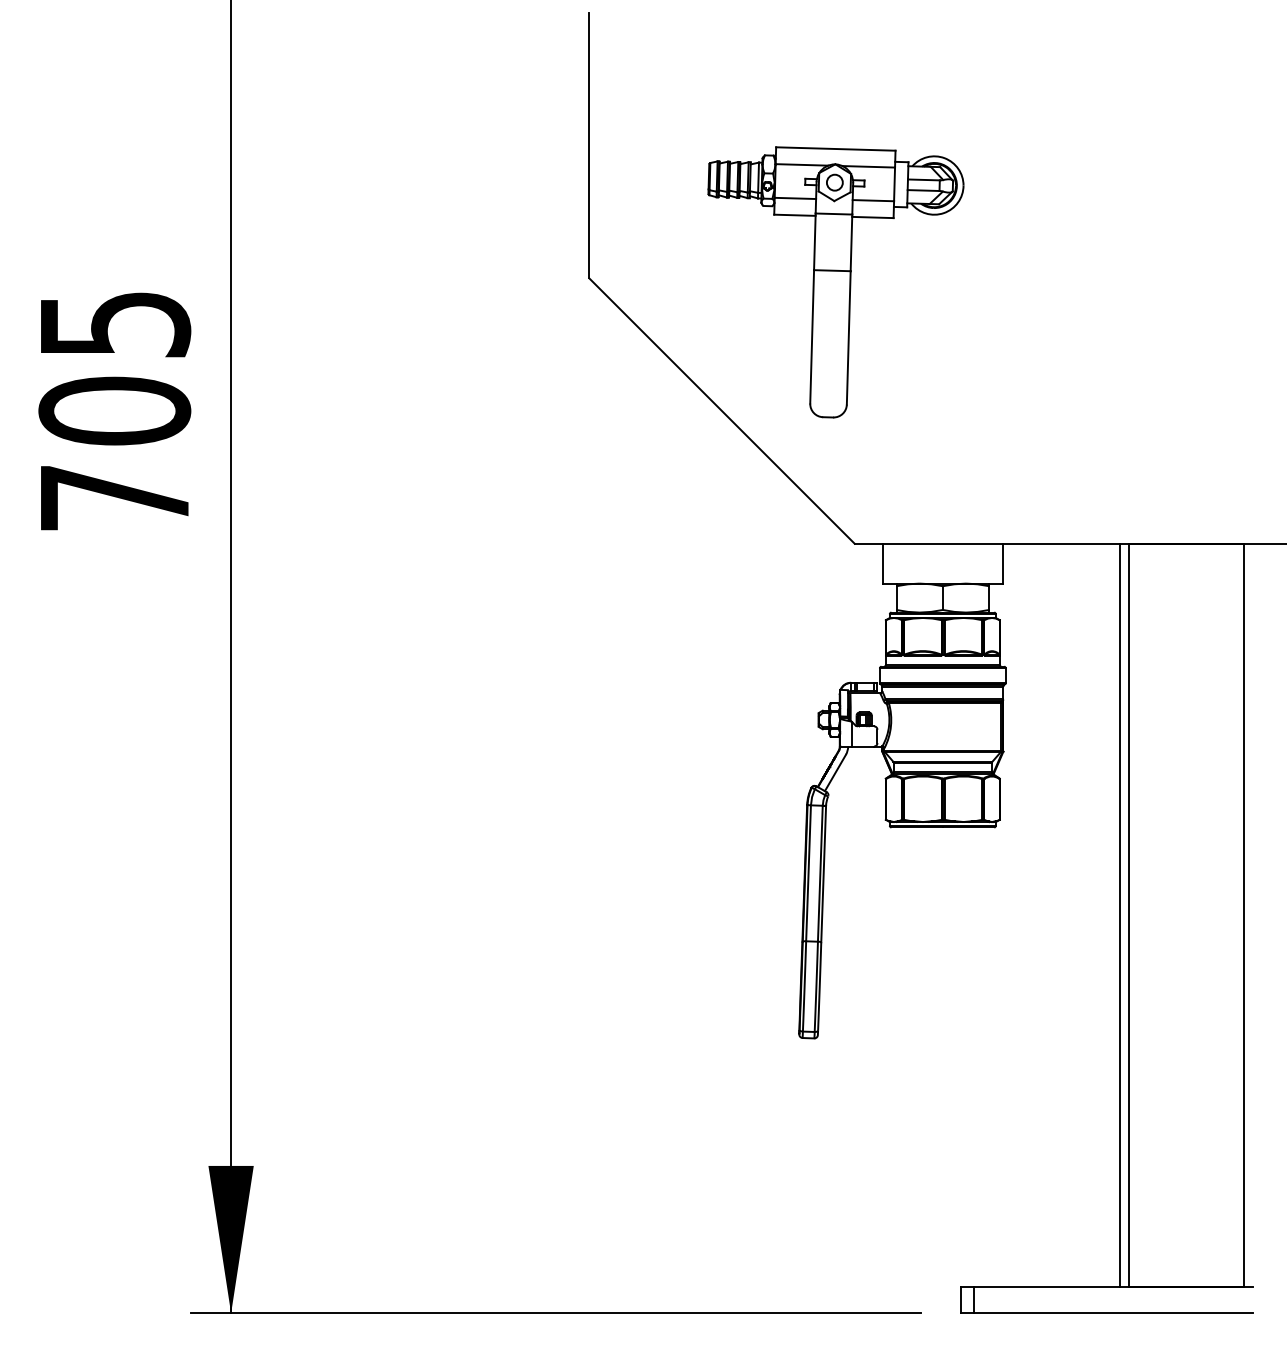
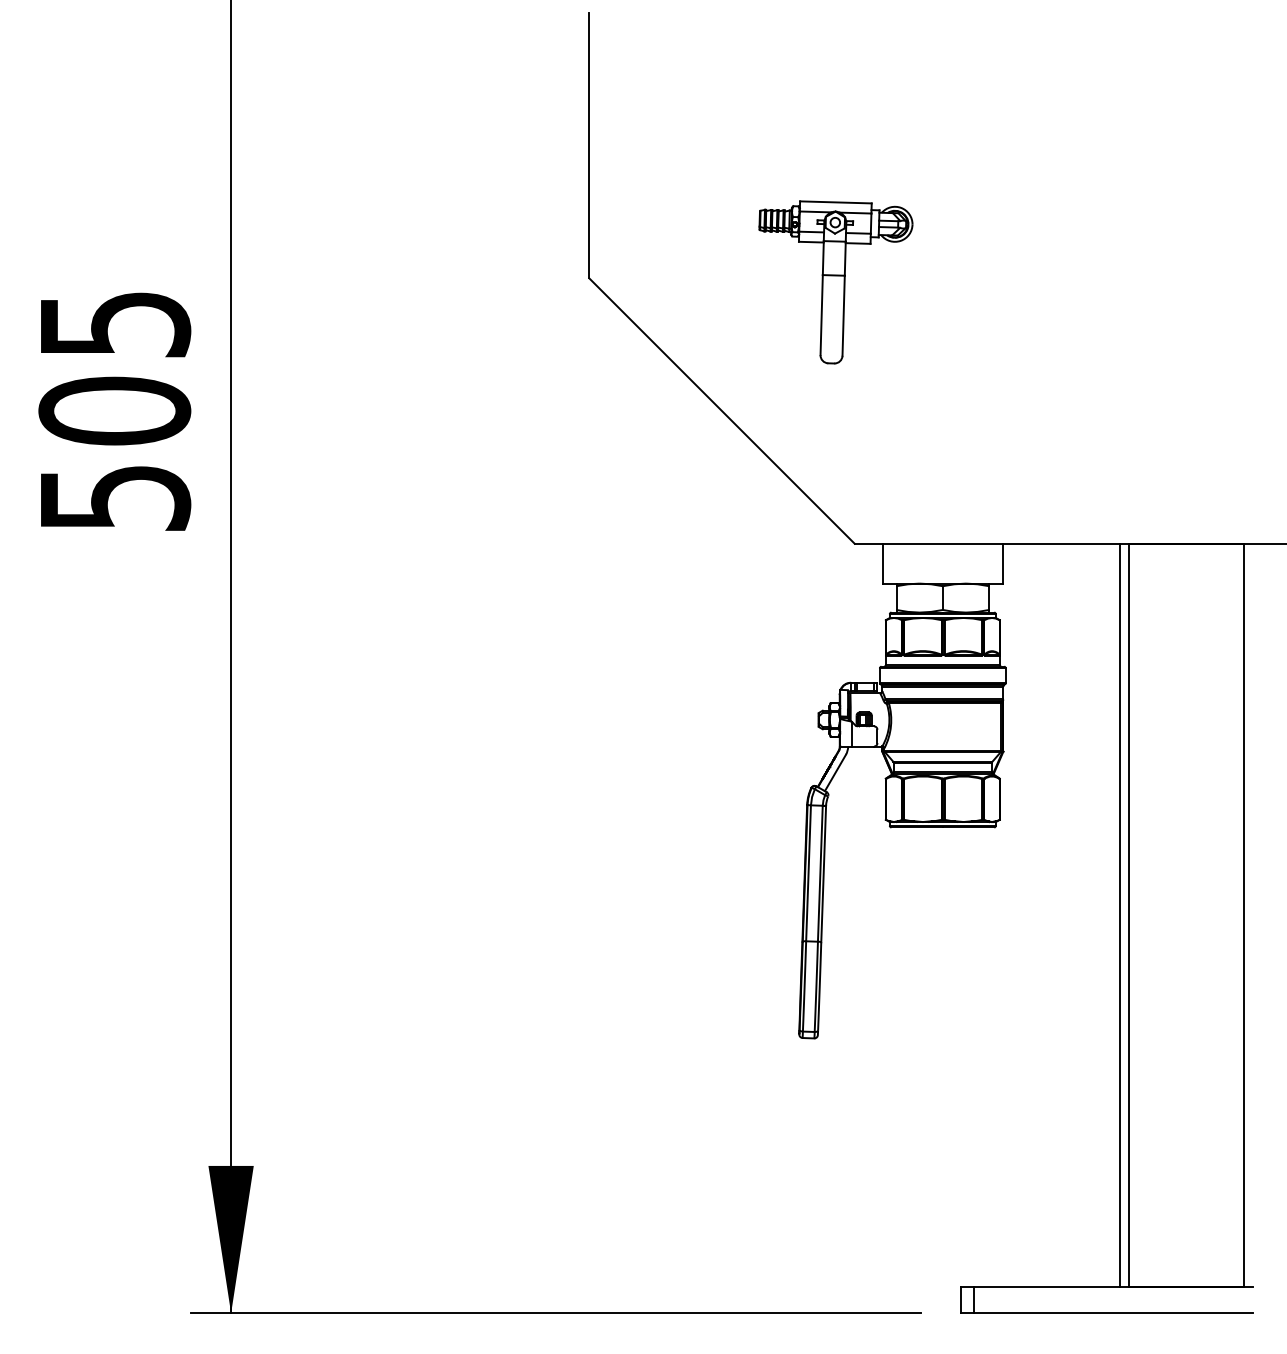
part size: 258x273 px -> 156x165 px (835, 282)
text: 705 -> 505 (116, 498)
